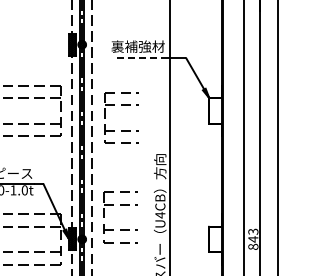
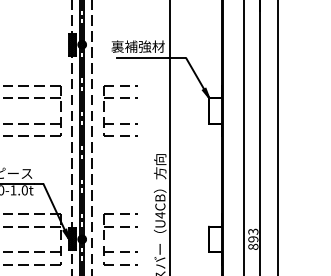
line: dashed -> solid (142, 58)
part position: (121, 105) -> (120, 98) (120, 98)
part position: (120, 205) -> (120, 227) (120, 227)
text: 843 -> 893 (253, 239)
